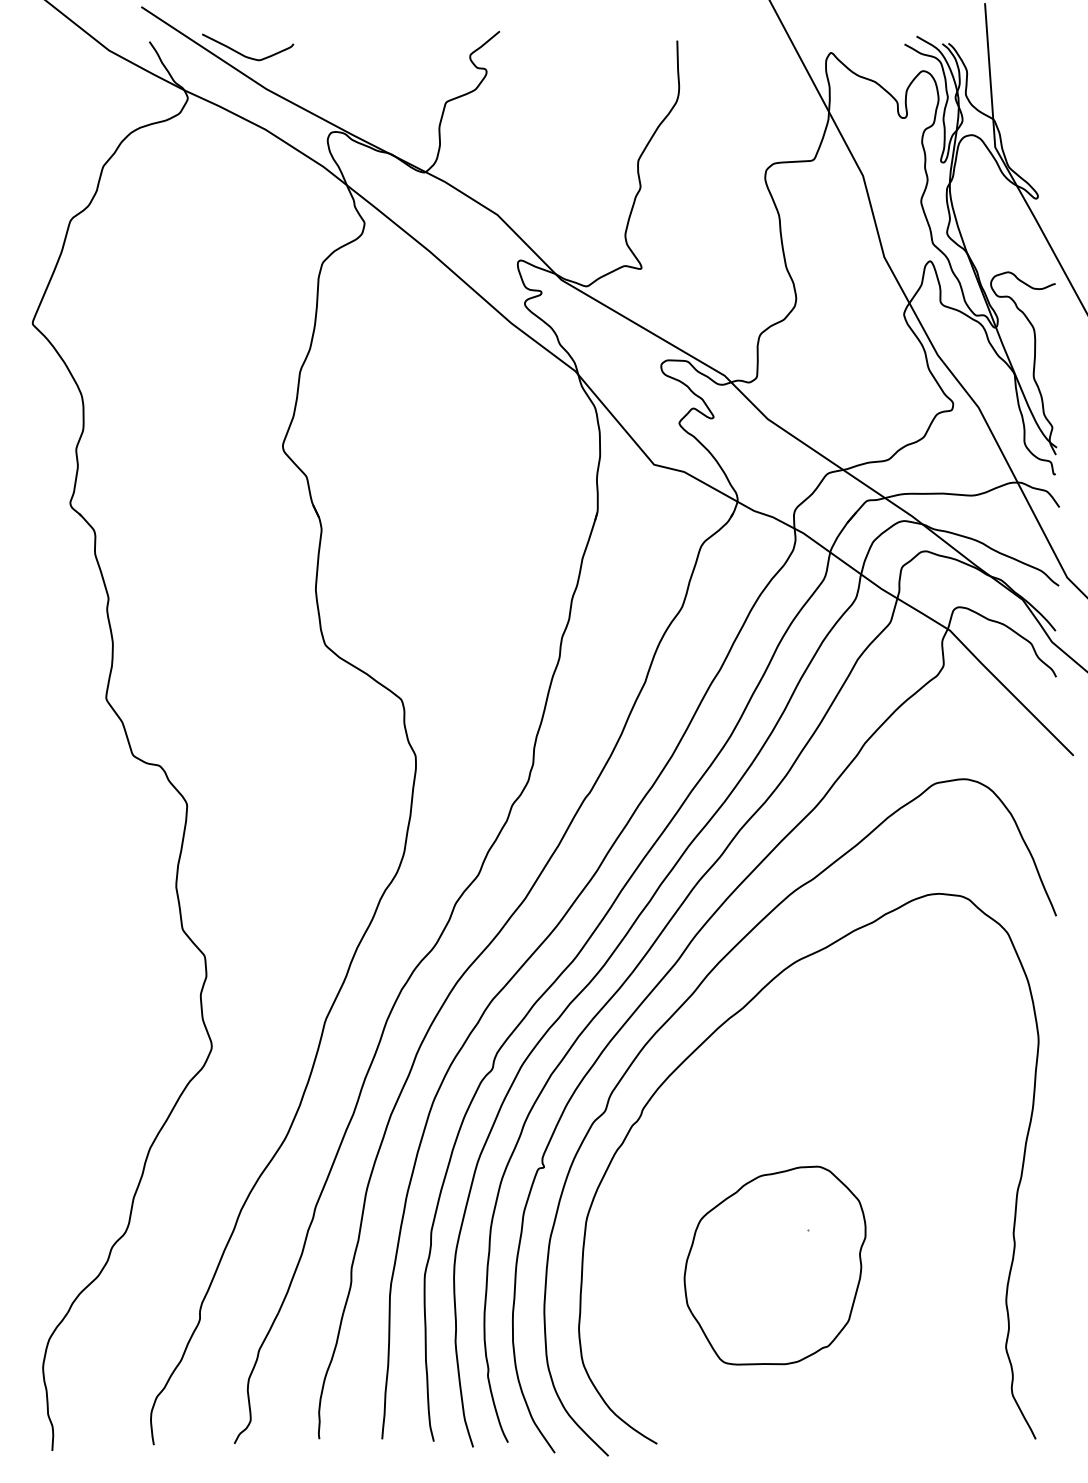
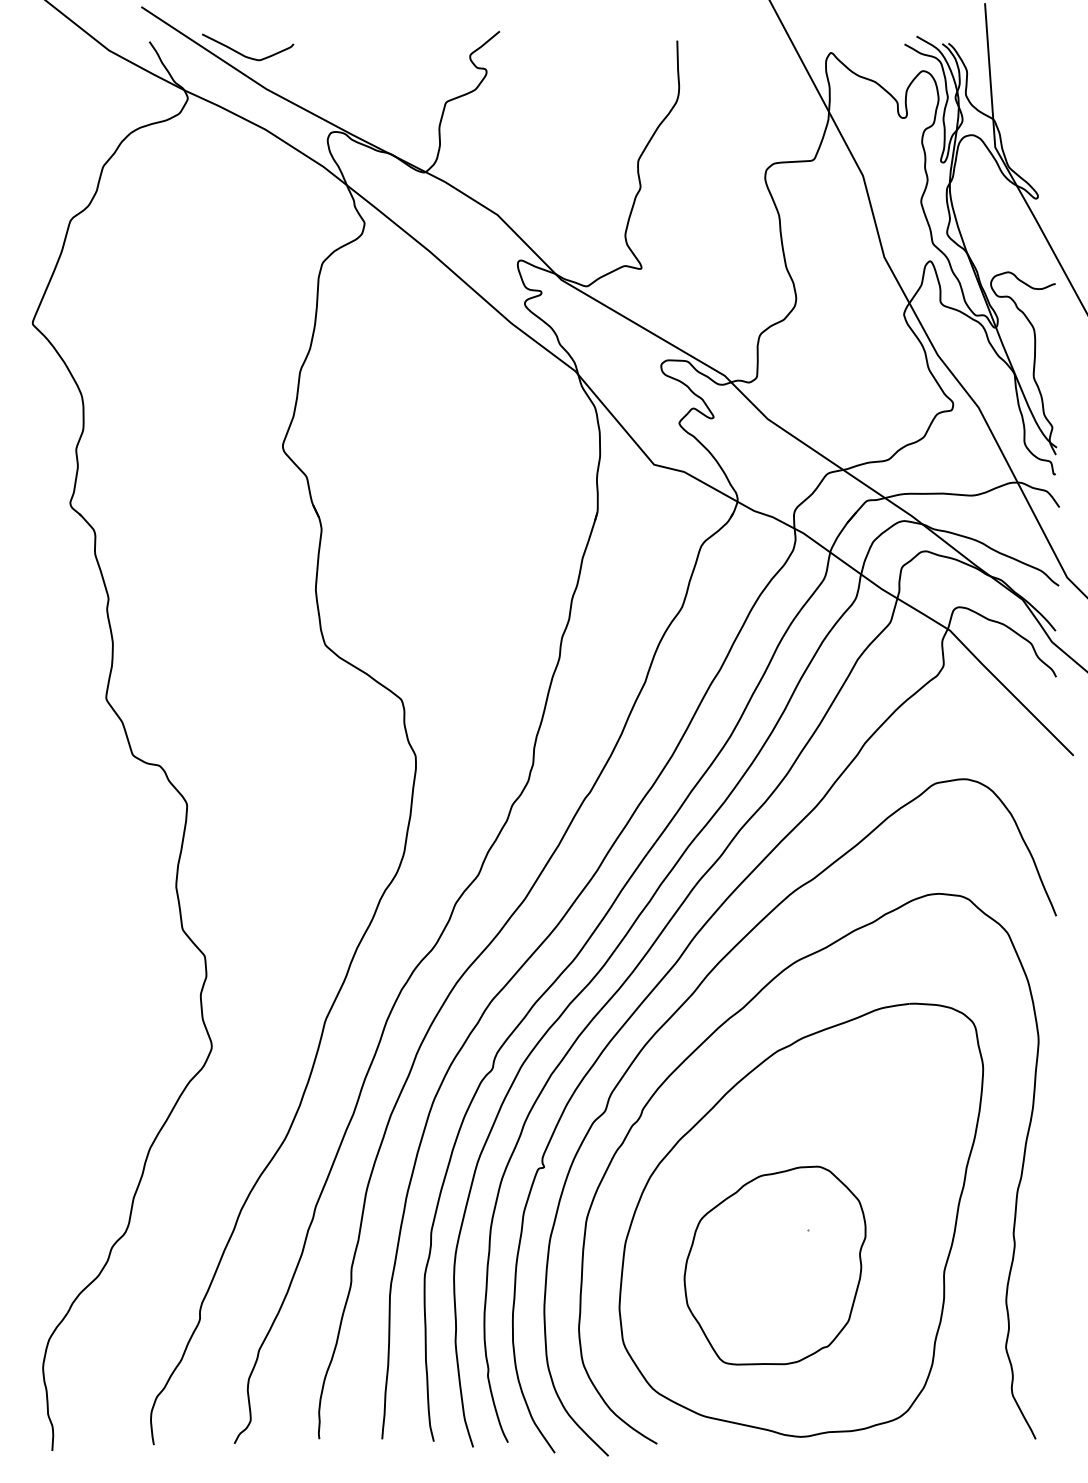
part: none -> present (801, 1219)
